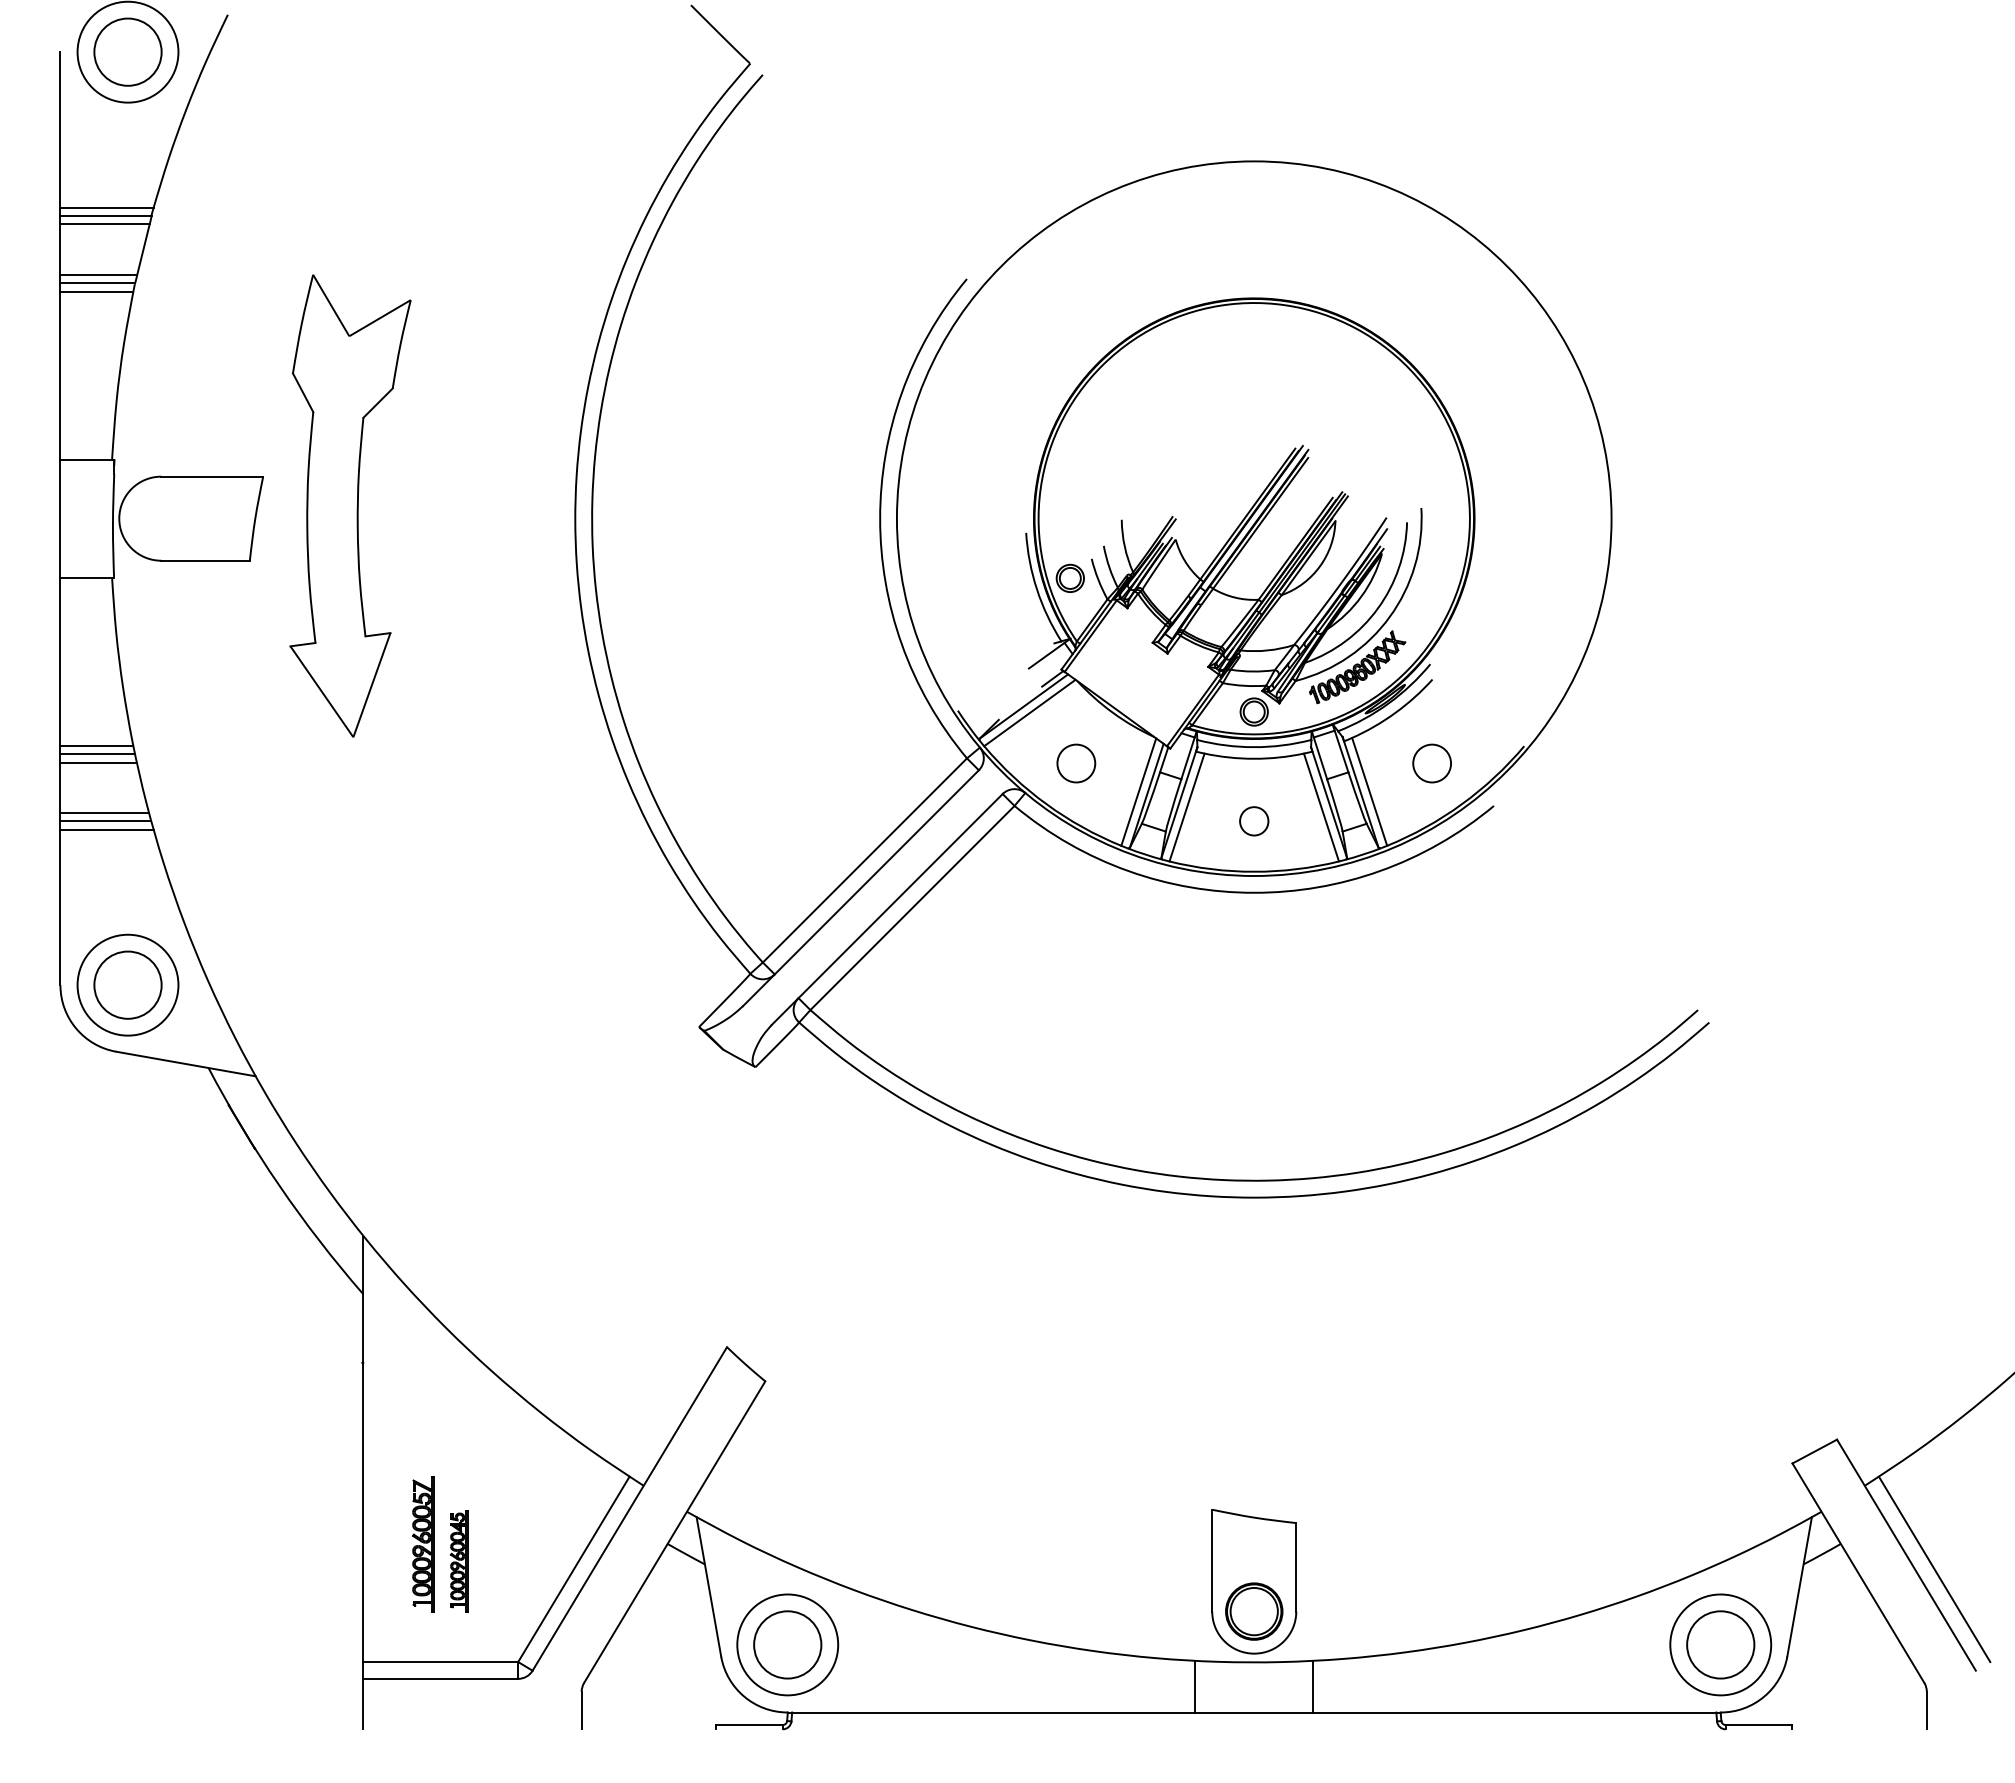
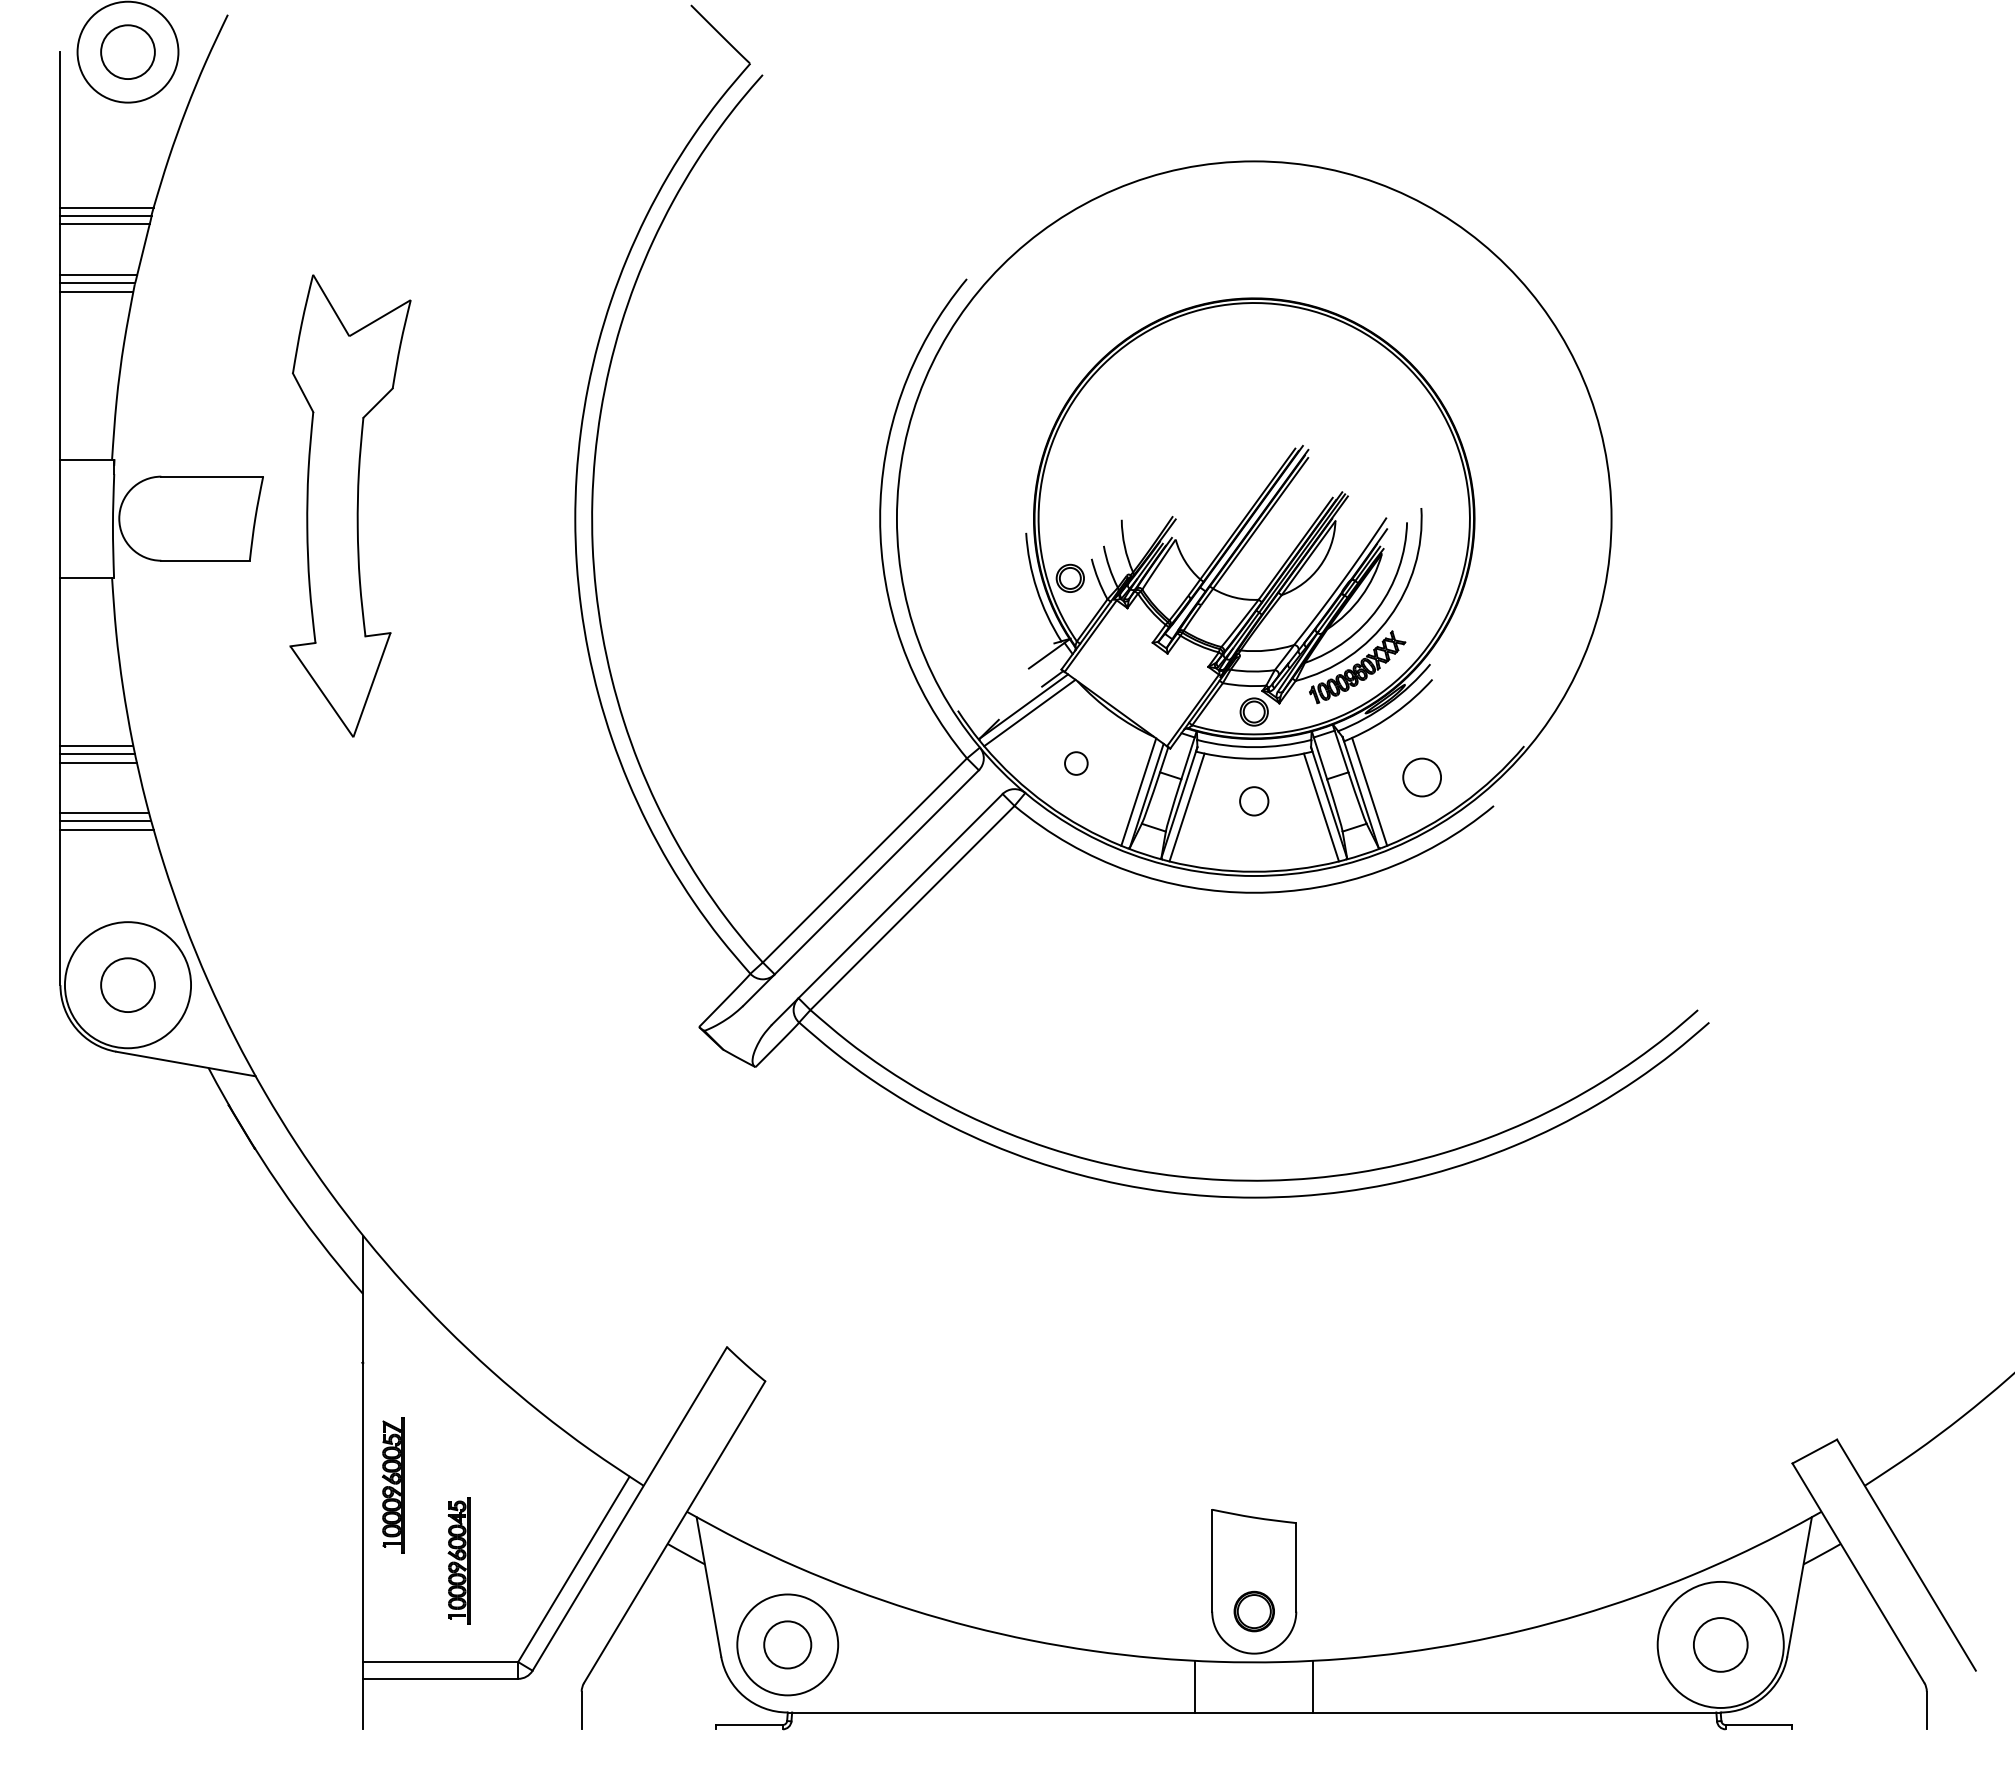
circle diameter: 67 px -> 54 px (127, 52)
circle diameter: 38 px -> 23 px (1076, 763)
circle position: (1431, 763) -> (1421, 777) (1421, 777)
circle position: (1254, 821) -> (1254, 801) (1254, 801)
circle diameter: 101 px -> 126 px (127, 985)
circle diameter: 67 px -> 54 px (127, 985)
part position: (423, 1544) -> (393, 1485) (393, 1485)
part size: 19x103 px -> 24x128 px (458, 1560)
line: present -> none (1934, 1569)
part size: 59x59 px -> 42x43 px (1253, 1611)
circle diameter: 67 px -> 47 px (787, 1644)
circle diameter: 101 px -> 126 px (1720, 1644)
circle diameter: 67 px -> 54 px (1720, 1644)
